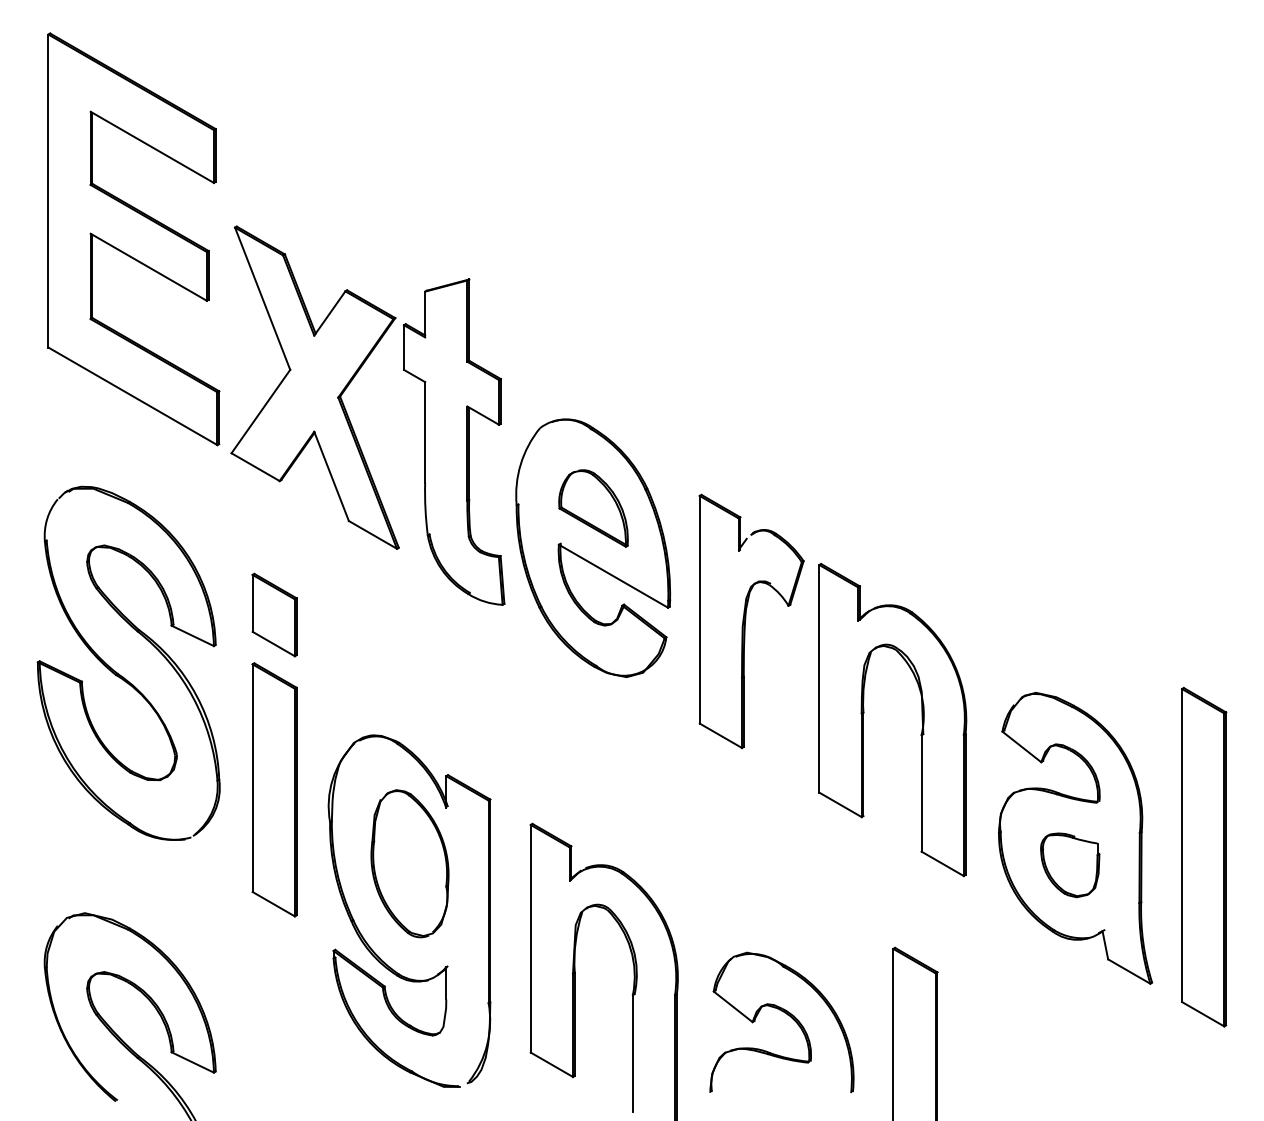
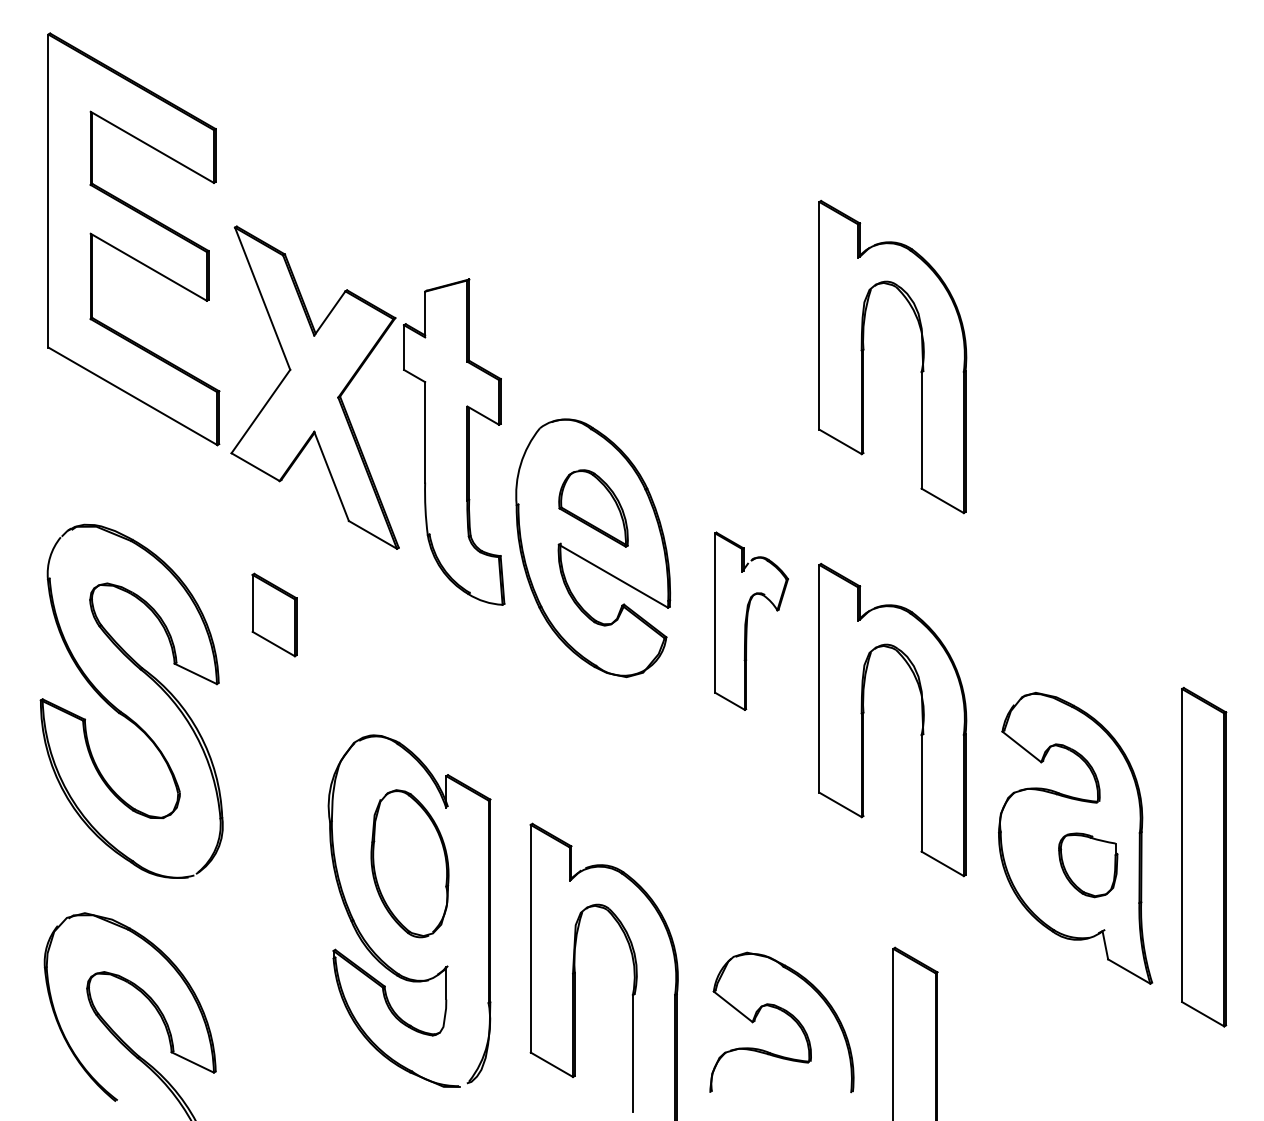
part: none -> present (864, 350)
part size: 107x256 px -> 75x180 px (751, 620)
part position: (120, 674) -> (123, 712) (123, 712)
part: present -> none (274, 789)
part position: (1070, 865) -> (1088, 865) (1088, 865)
